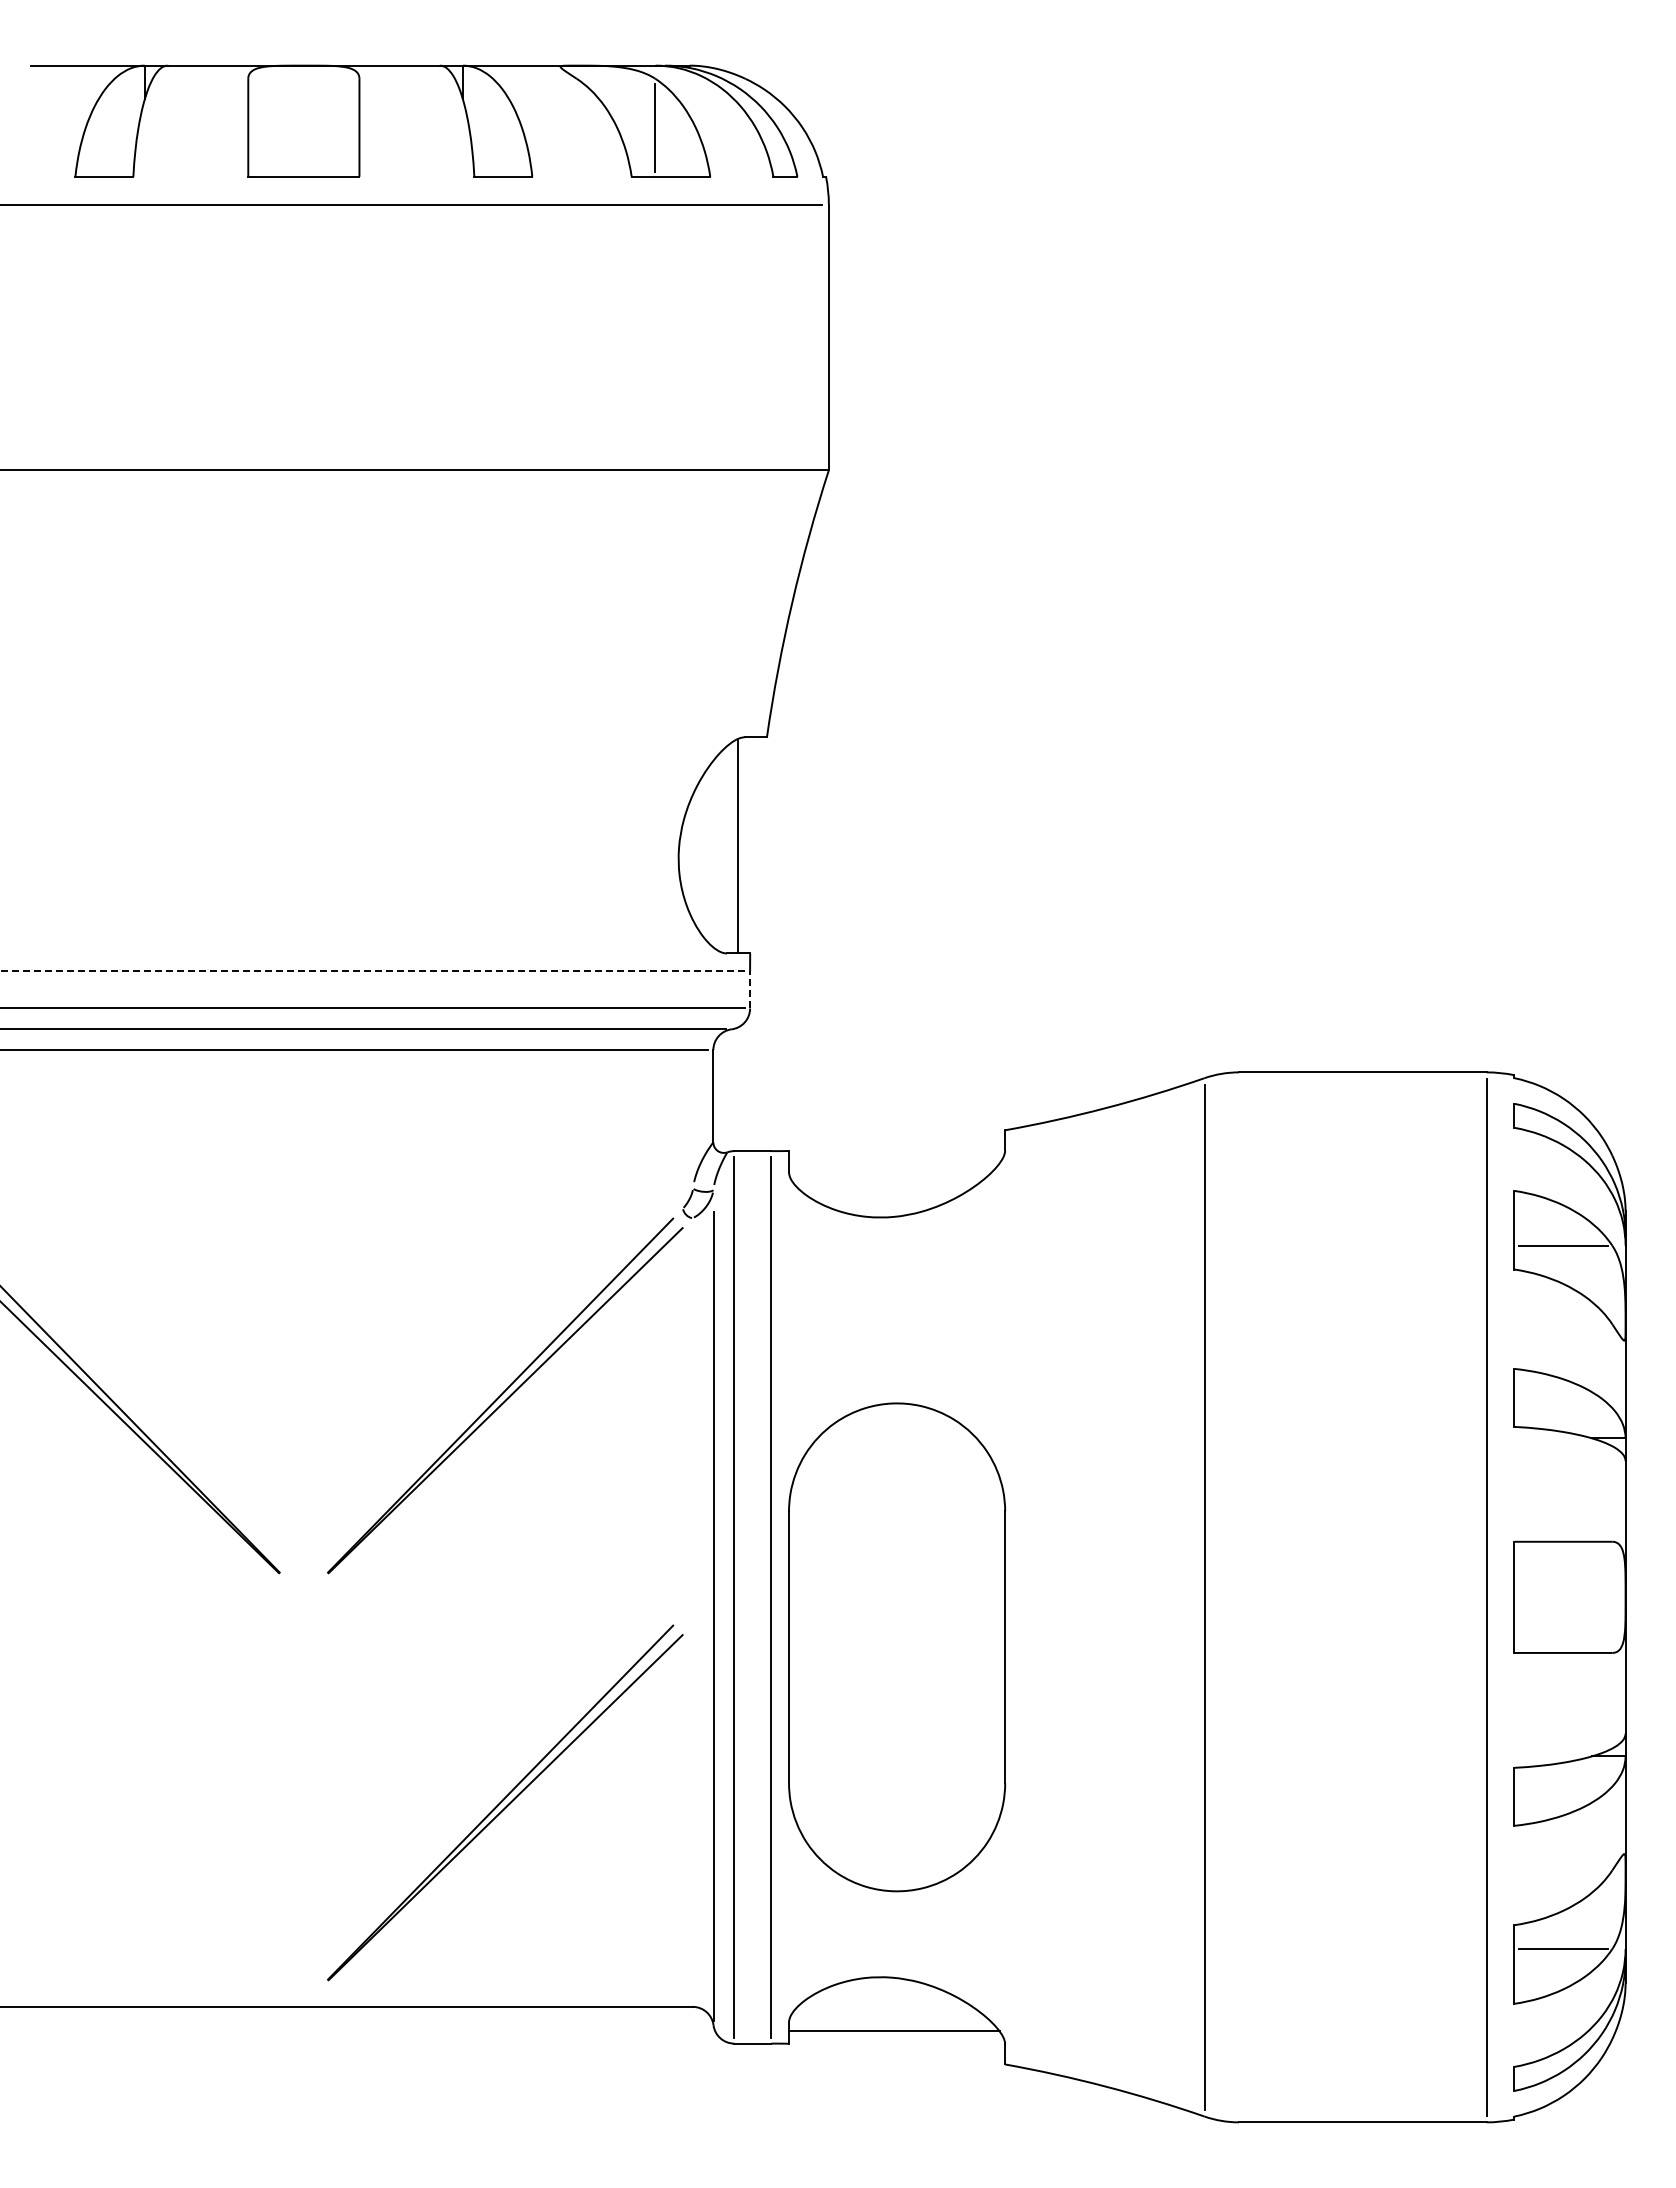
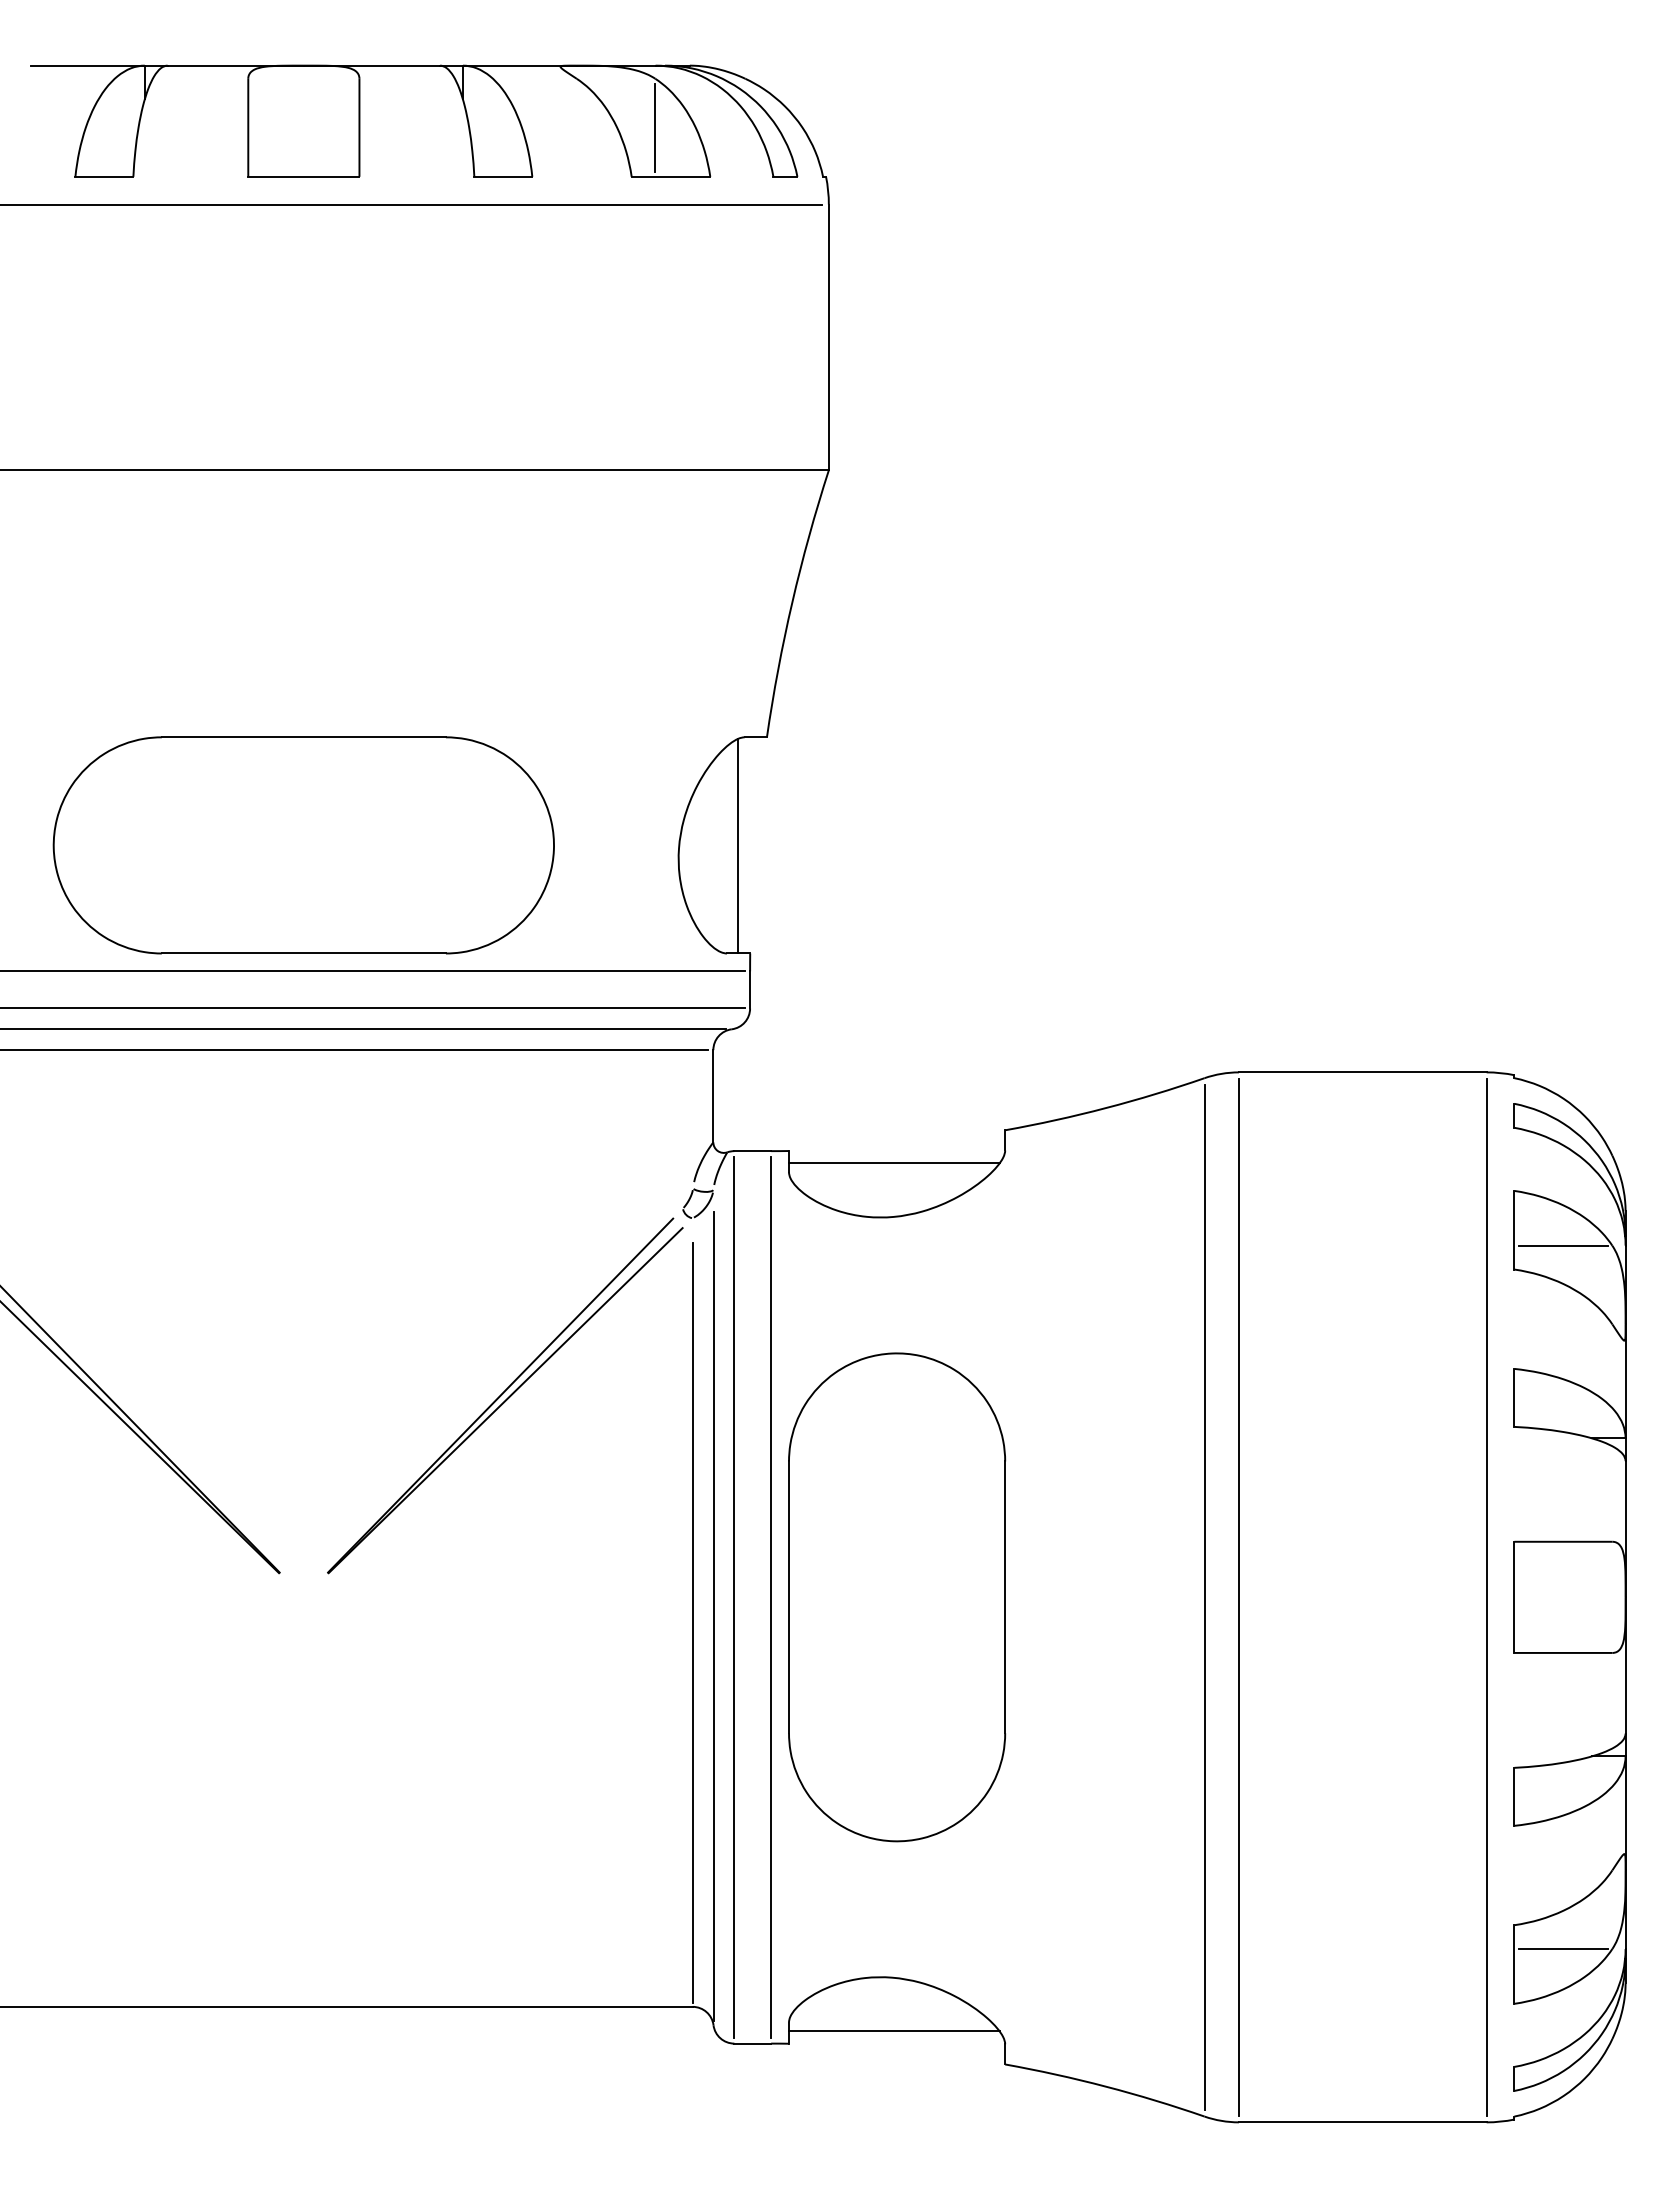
part: none -> present (303, 845)
line: dashed -> solid (371, 971)
line: dashed -> solid (750, 989)
line: none -> present (894, 1163)
line: none -> present (1238, 1596)
line: none -> present (692, 1622)
part position: (897, 1647) -> (897, 1597) (897, 1597)
part: present -> none (505, 1802)
